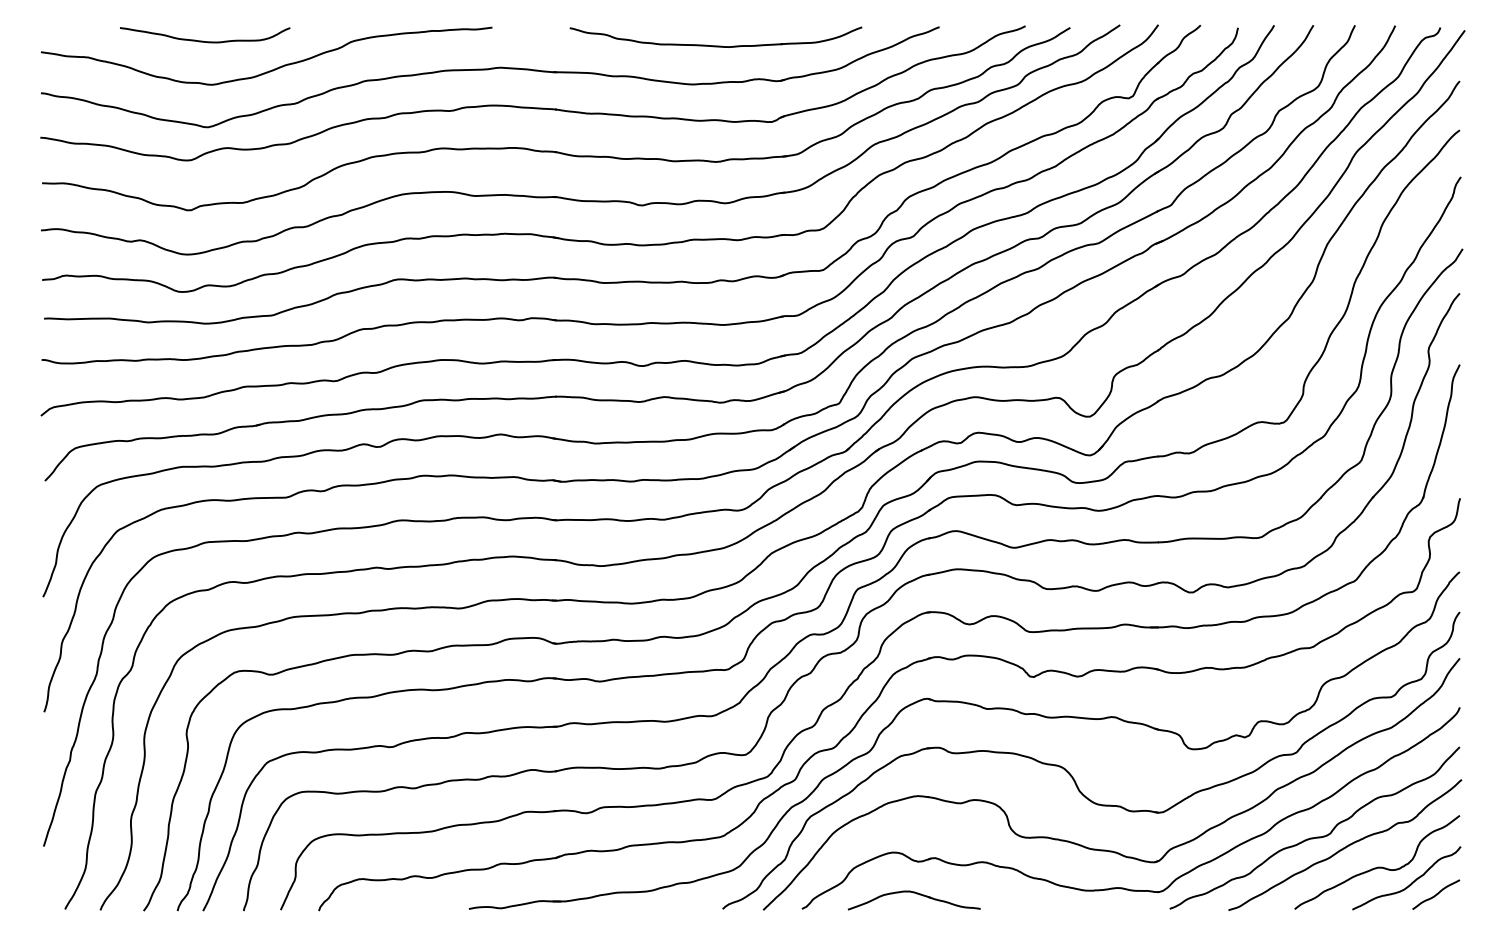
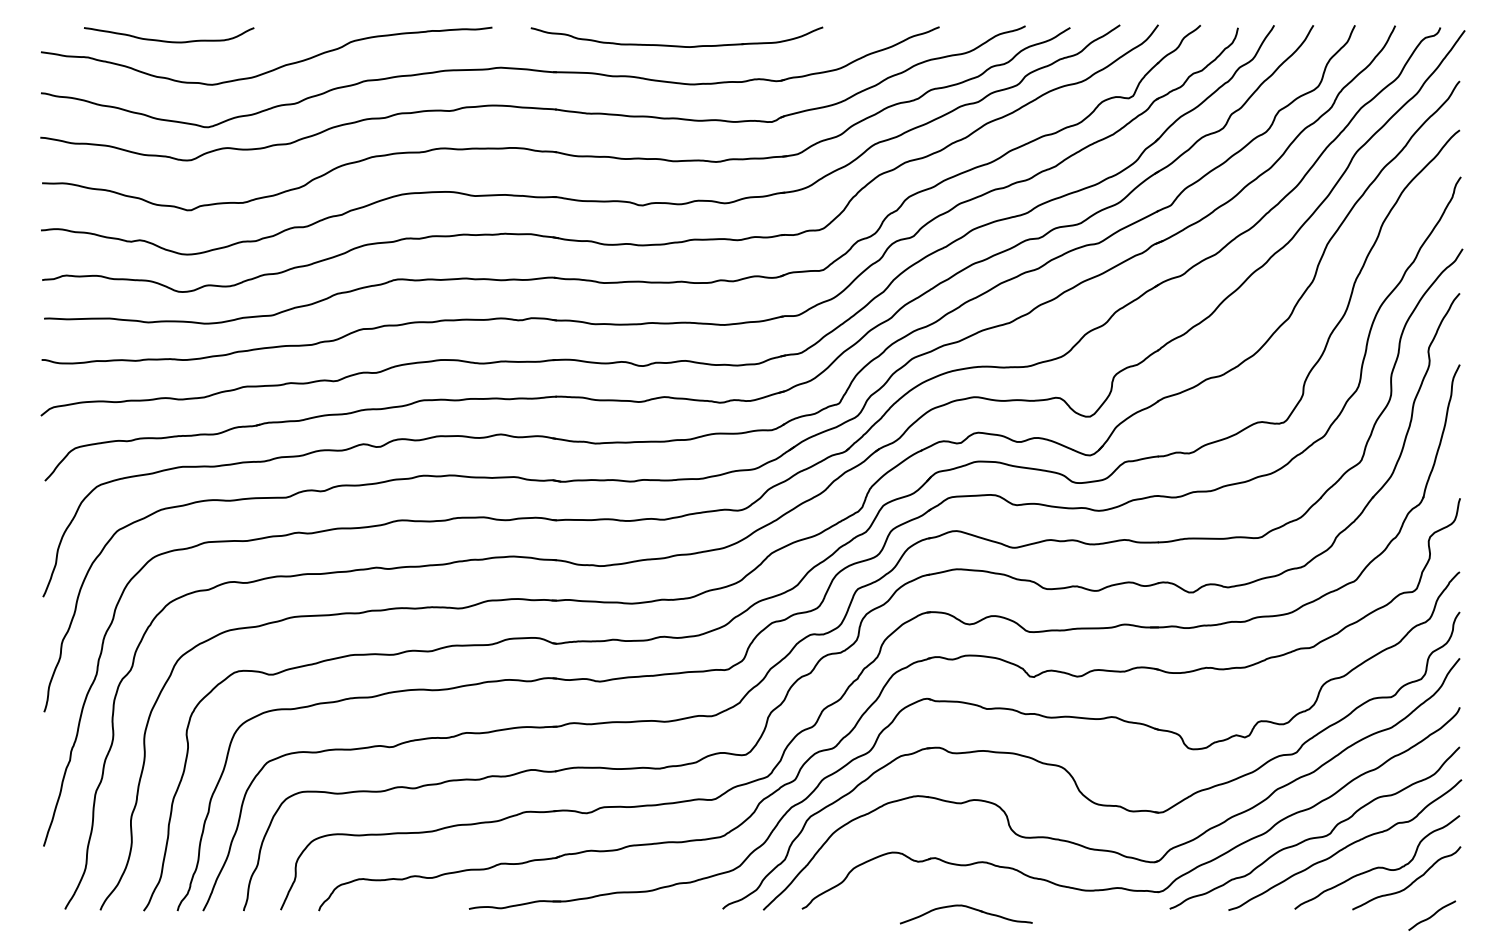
curve position: (203, 40) -> (167, 40) (167, 40)
part position: (715, 45) -> (676, 45) (676, 45)
part position: (916, 894) -> (968, 908) (968, 908)
curve position: (1436, 894) -> (1432, 915) (1432, 915)
